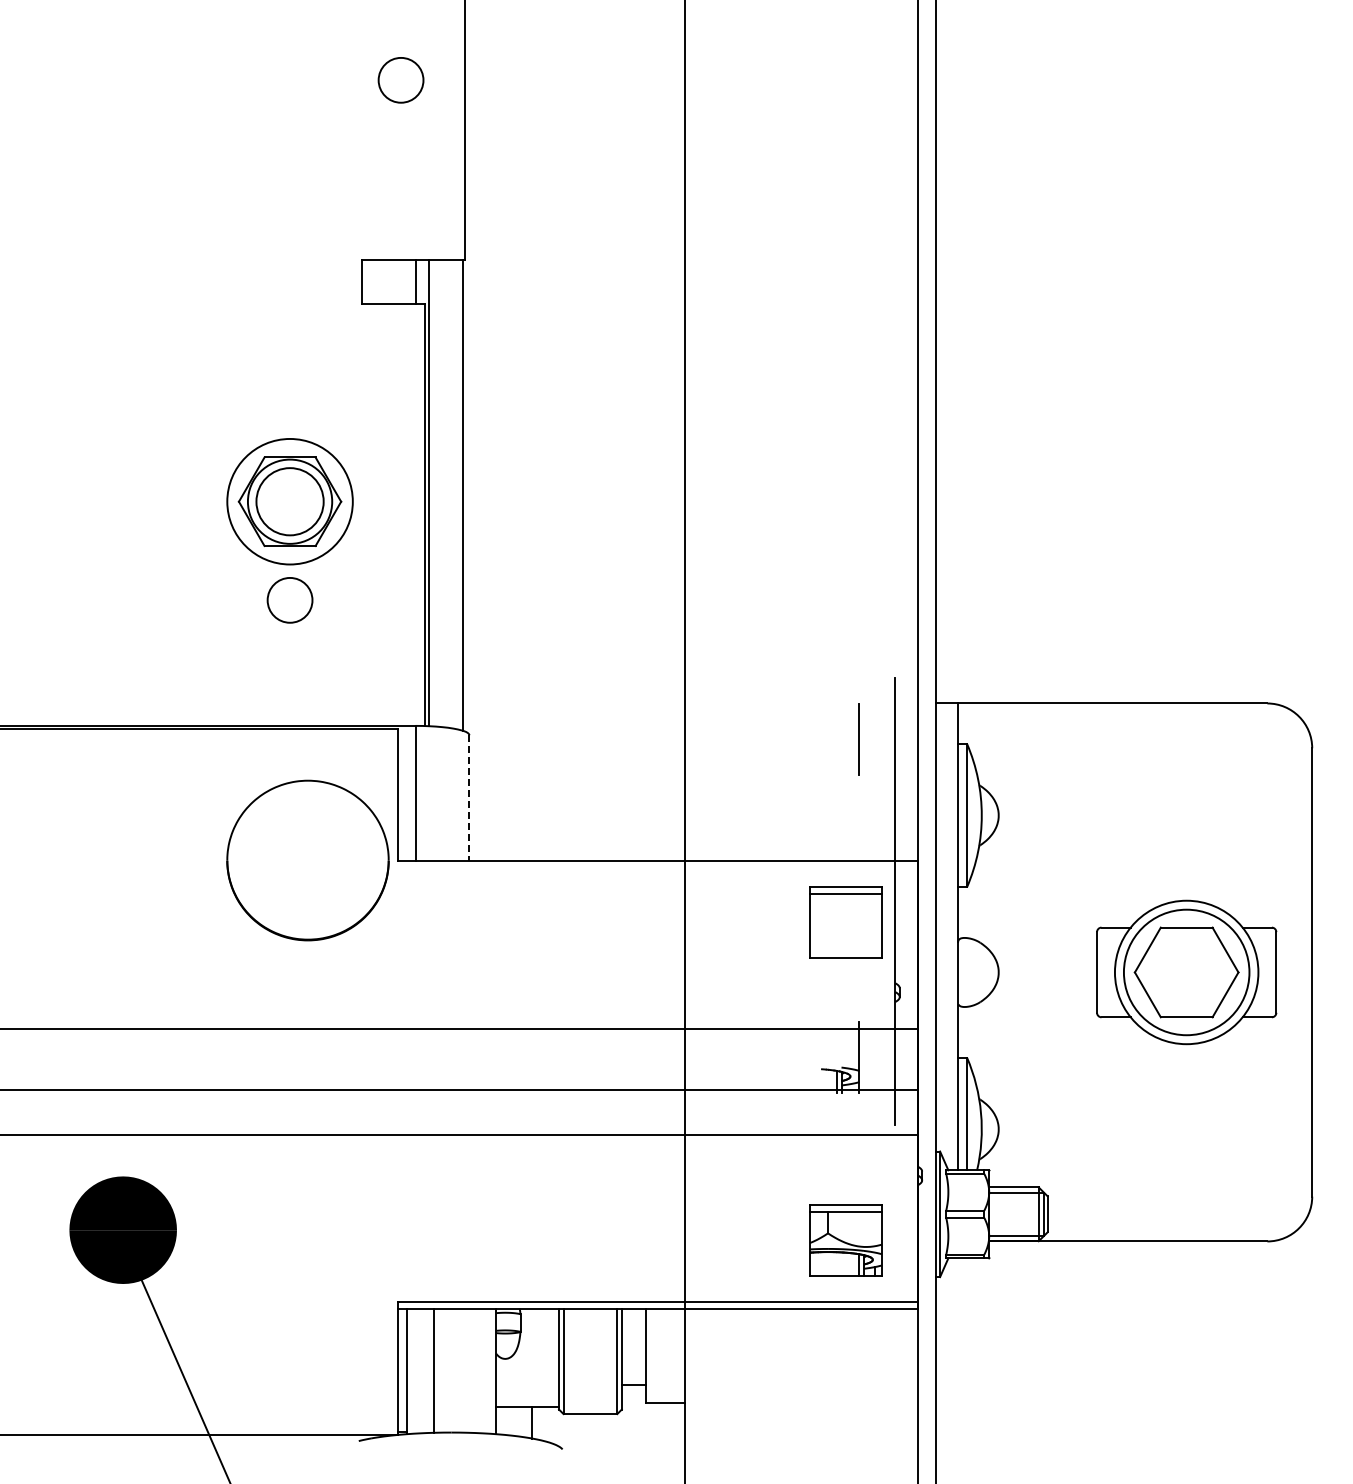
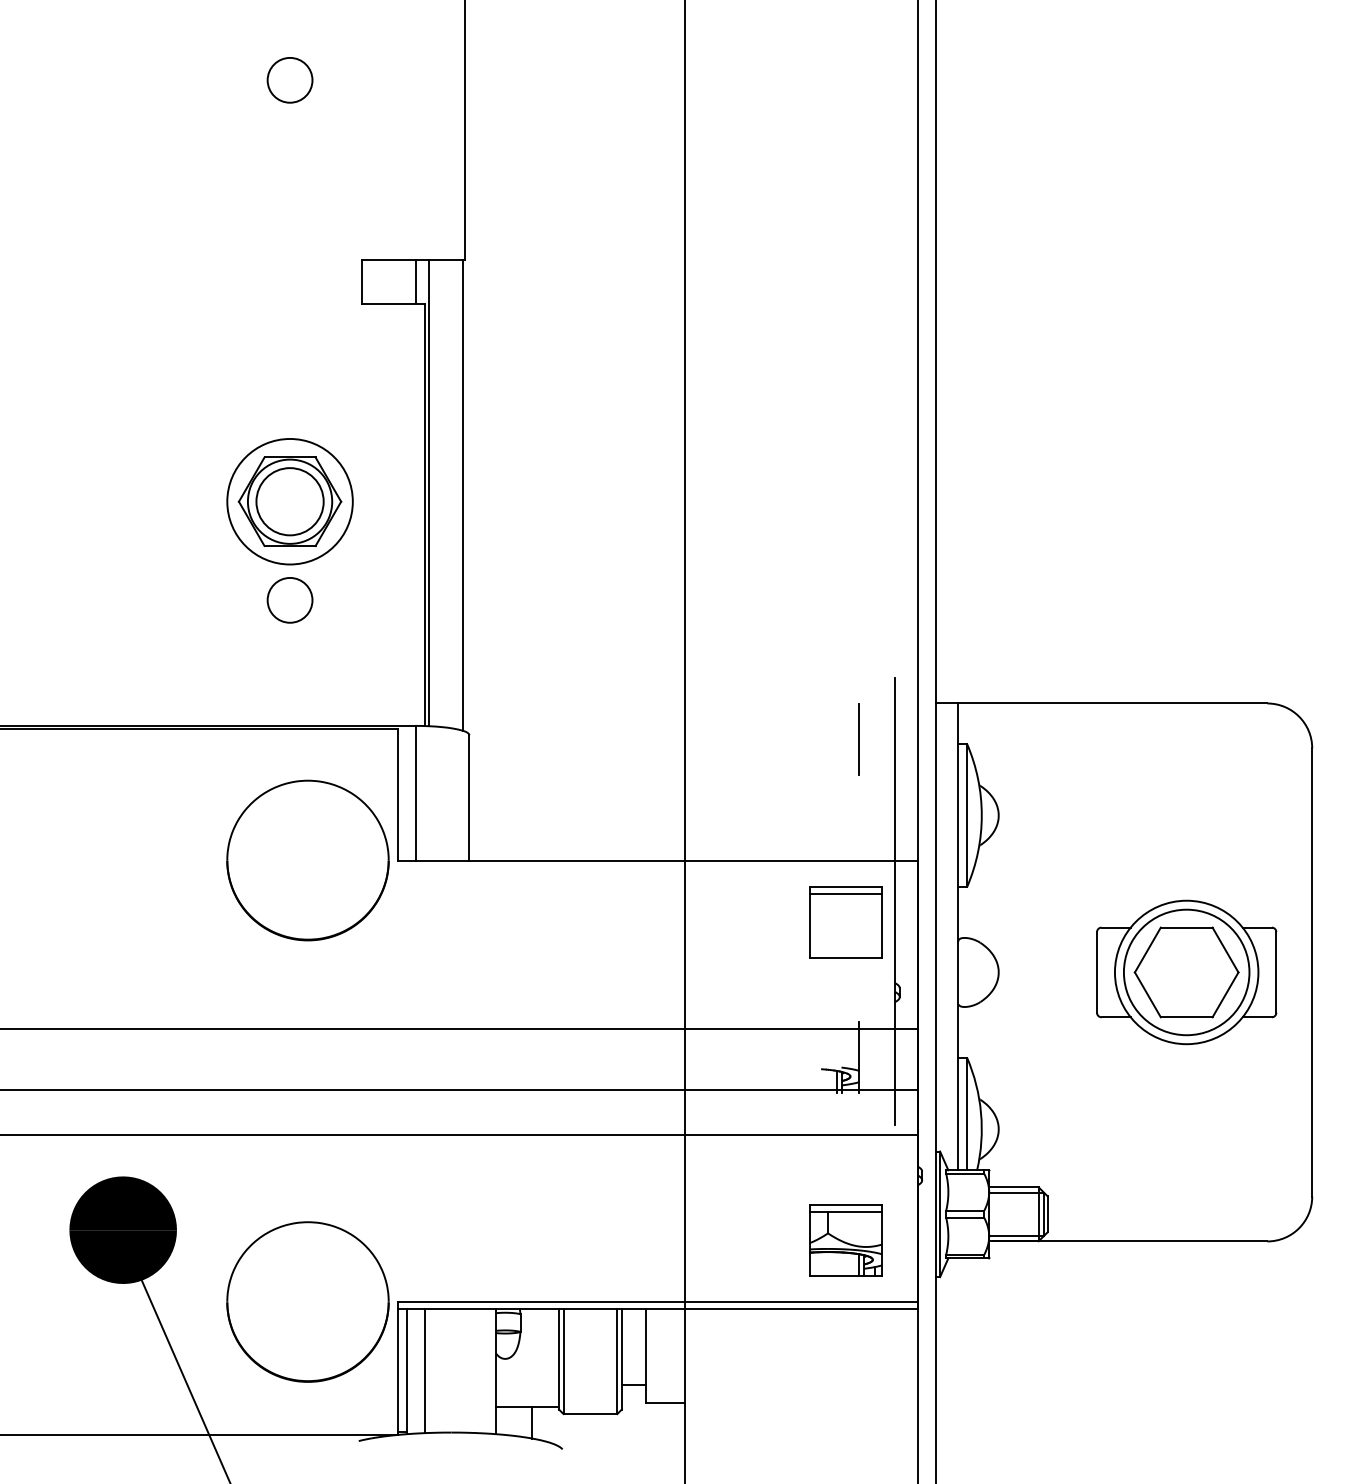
circle position: (400, 80) -> (289, 80) (289, 80)
line: dashed -> solid (469, 798)
part: none -> present (307, 1301)
line position: (433, 1370) -> (424, 1370) (424, 1370)
